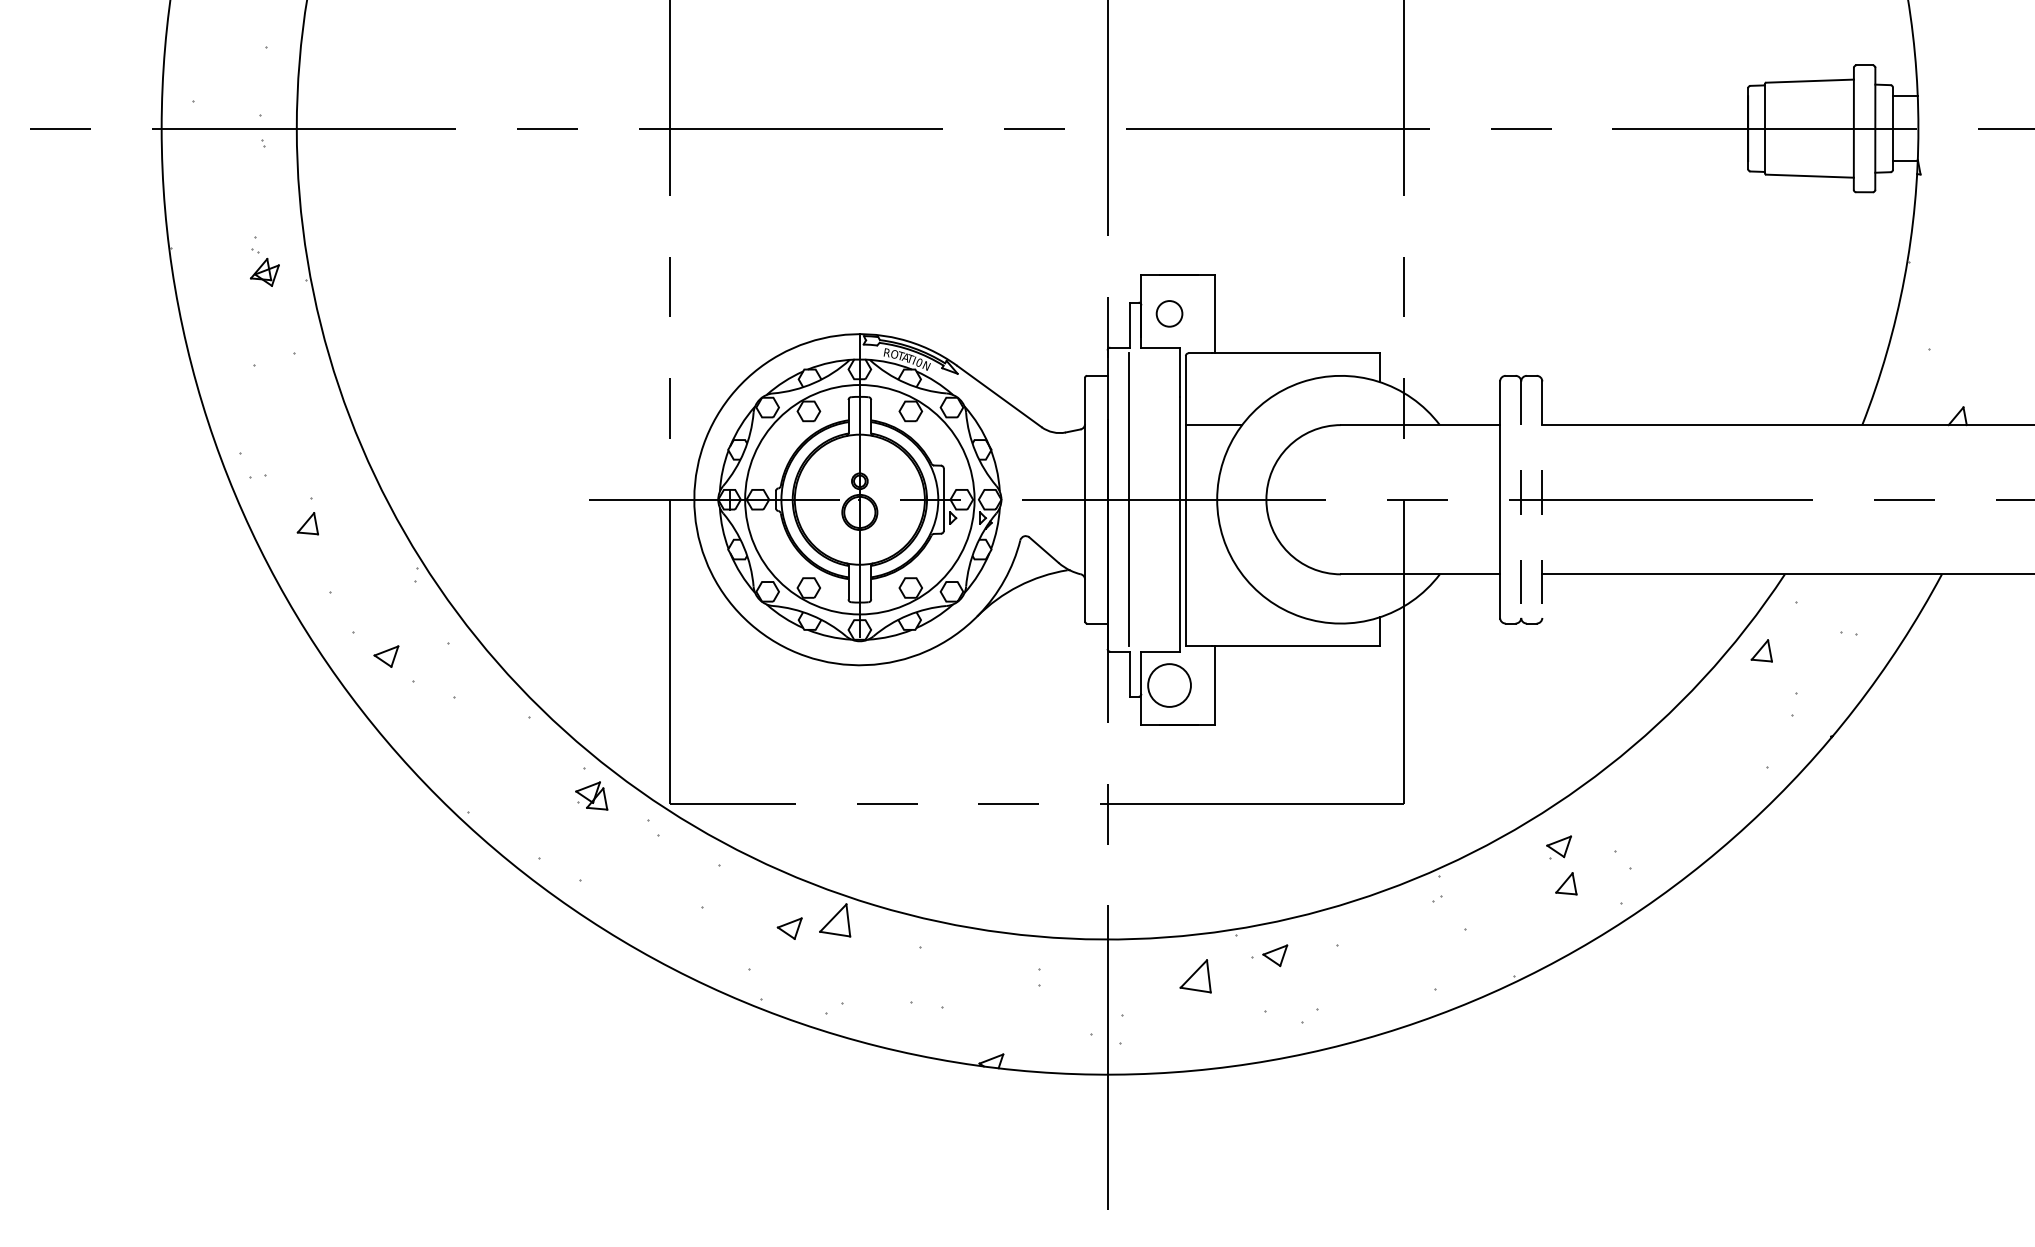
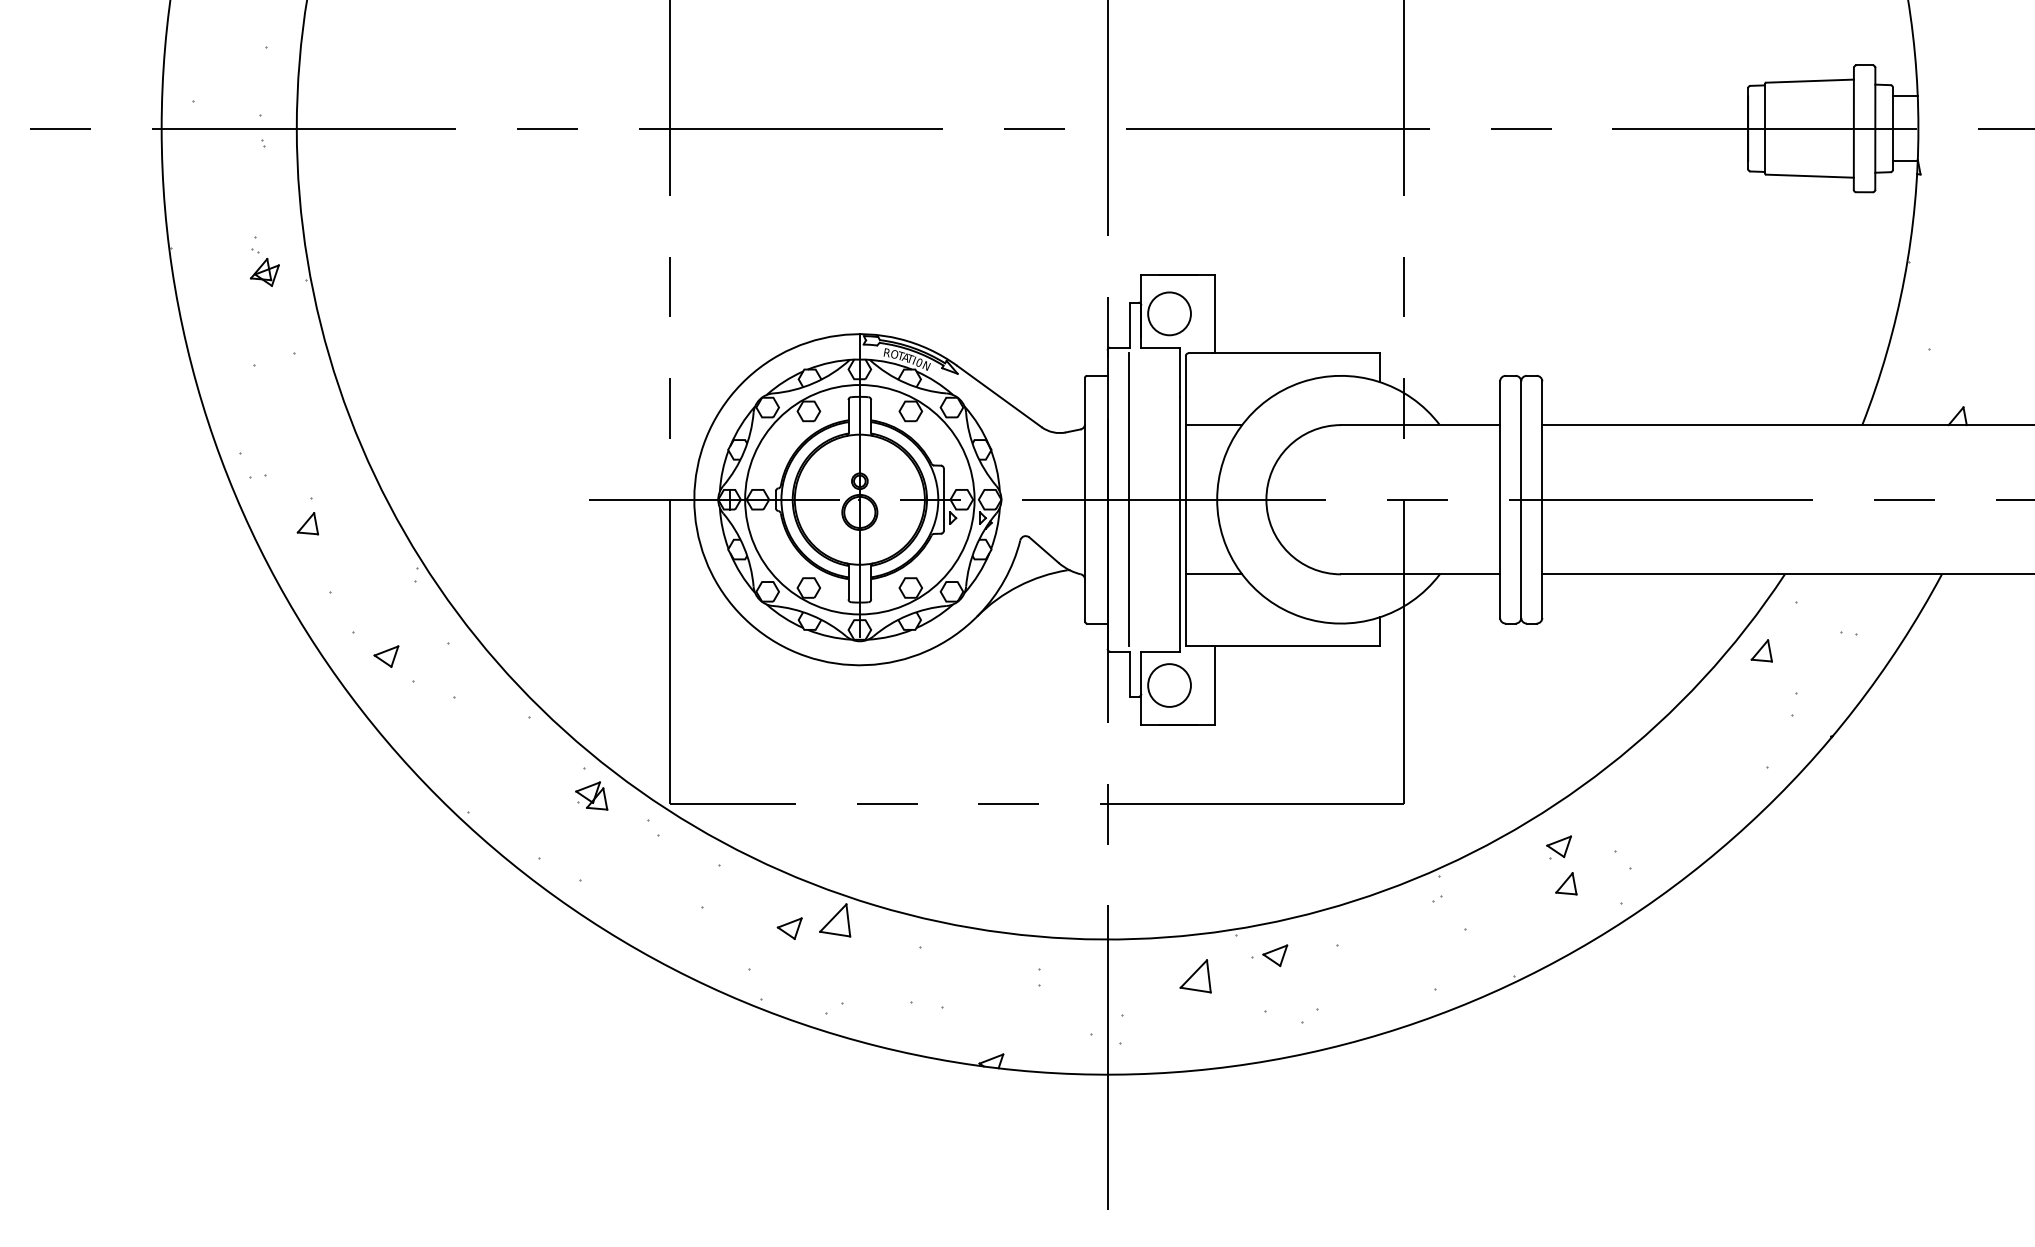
circle diameter: 26 px -> 43 px (1169, 313)
line: dashed -> solid (1521, 500)
line: dashed -> solid (1542, 500)
line: none -> present (1213, 574)
